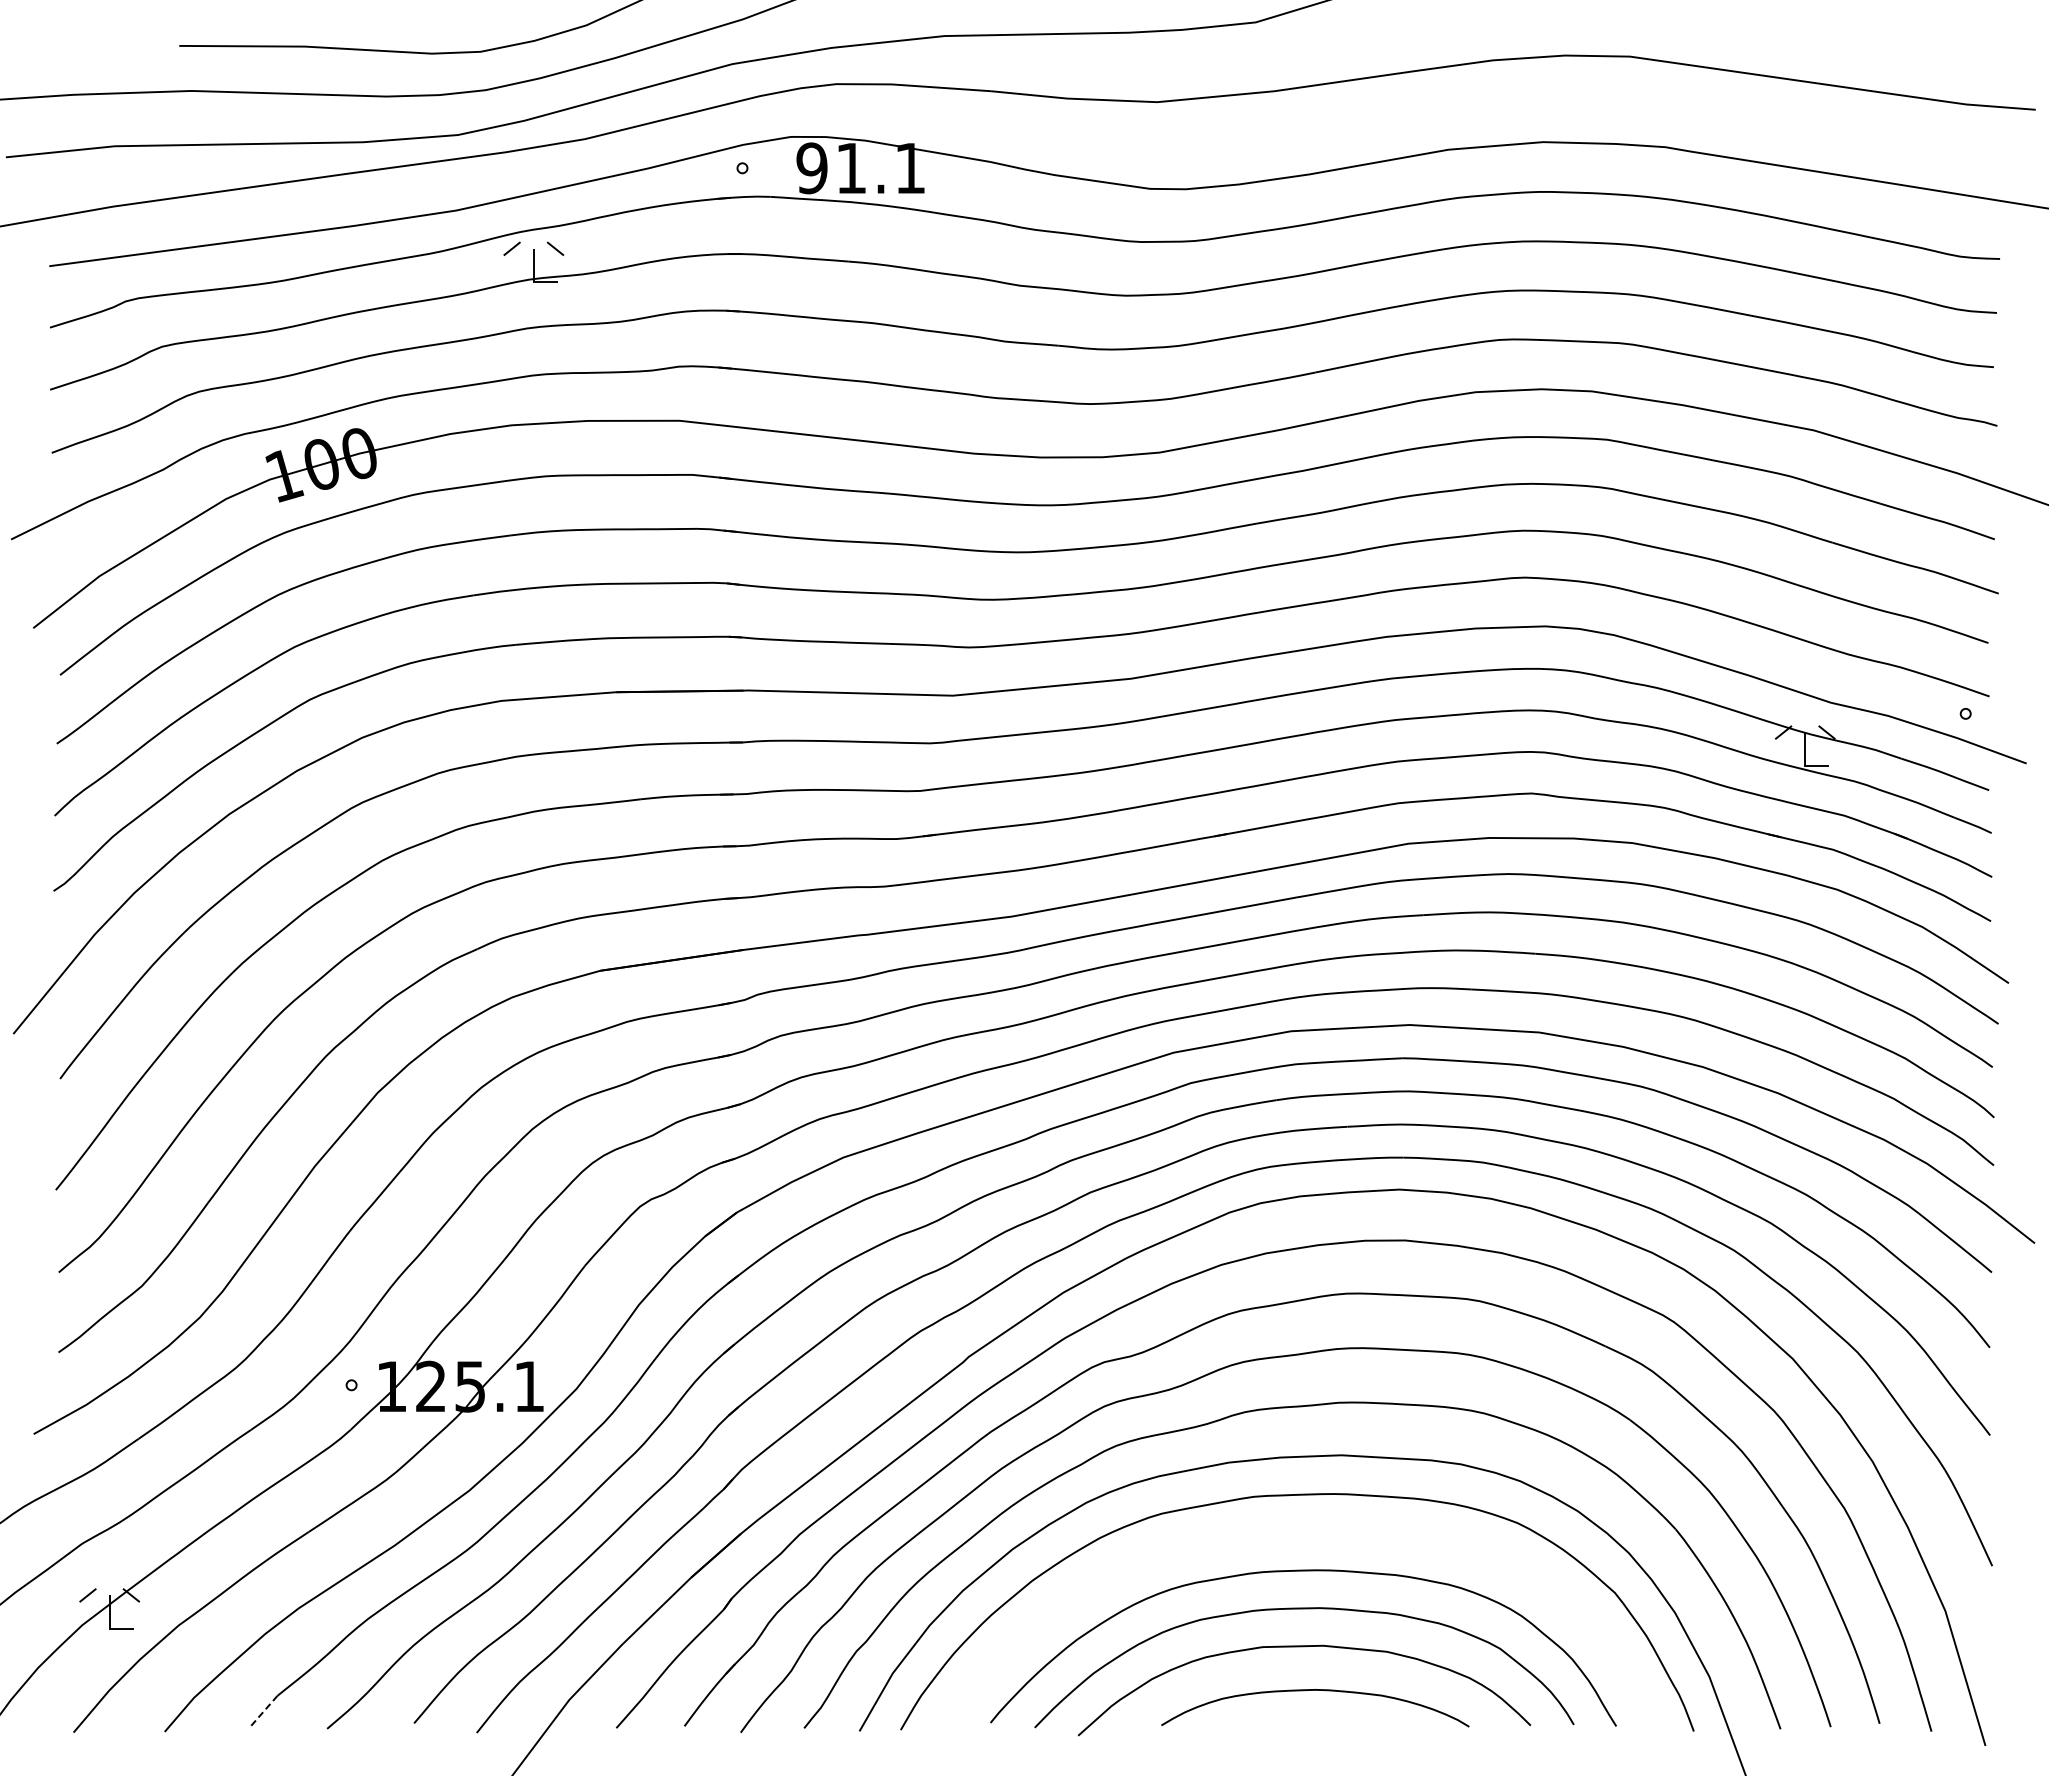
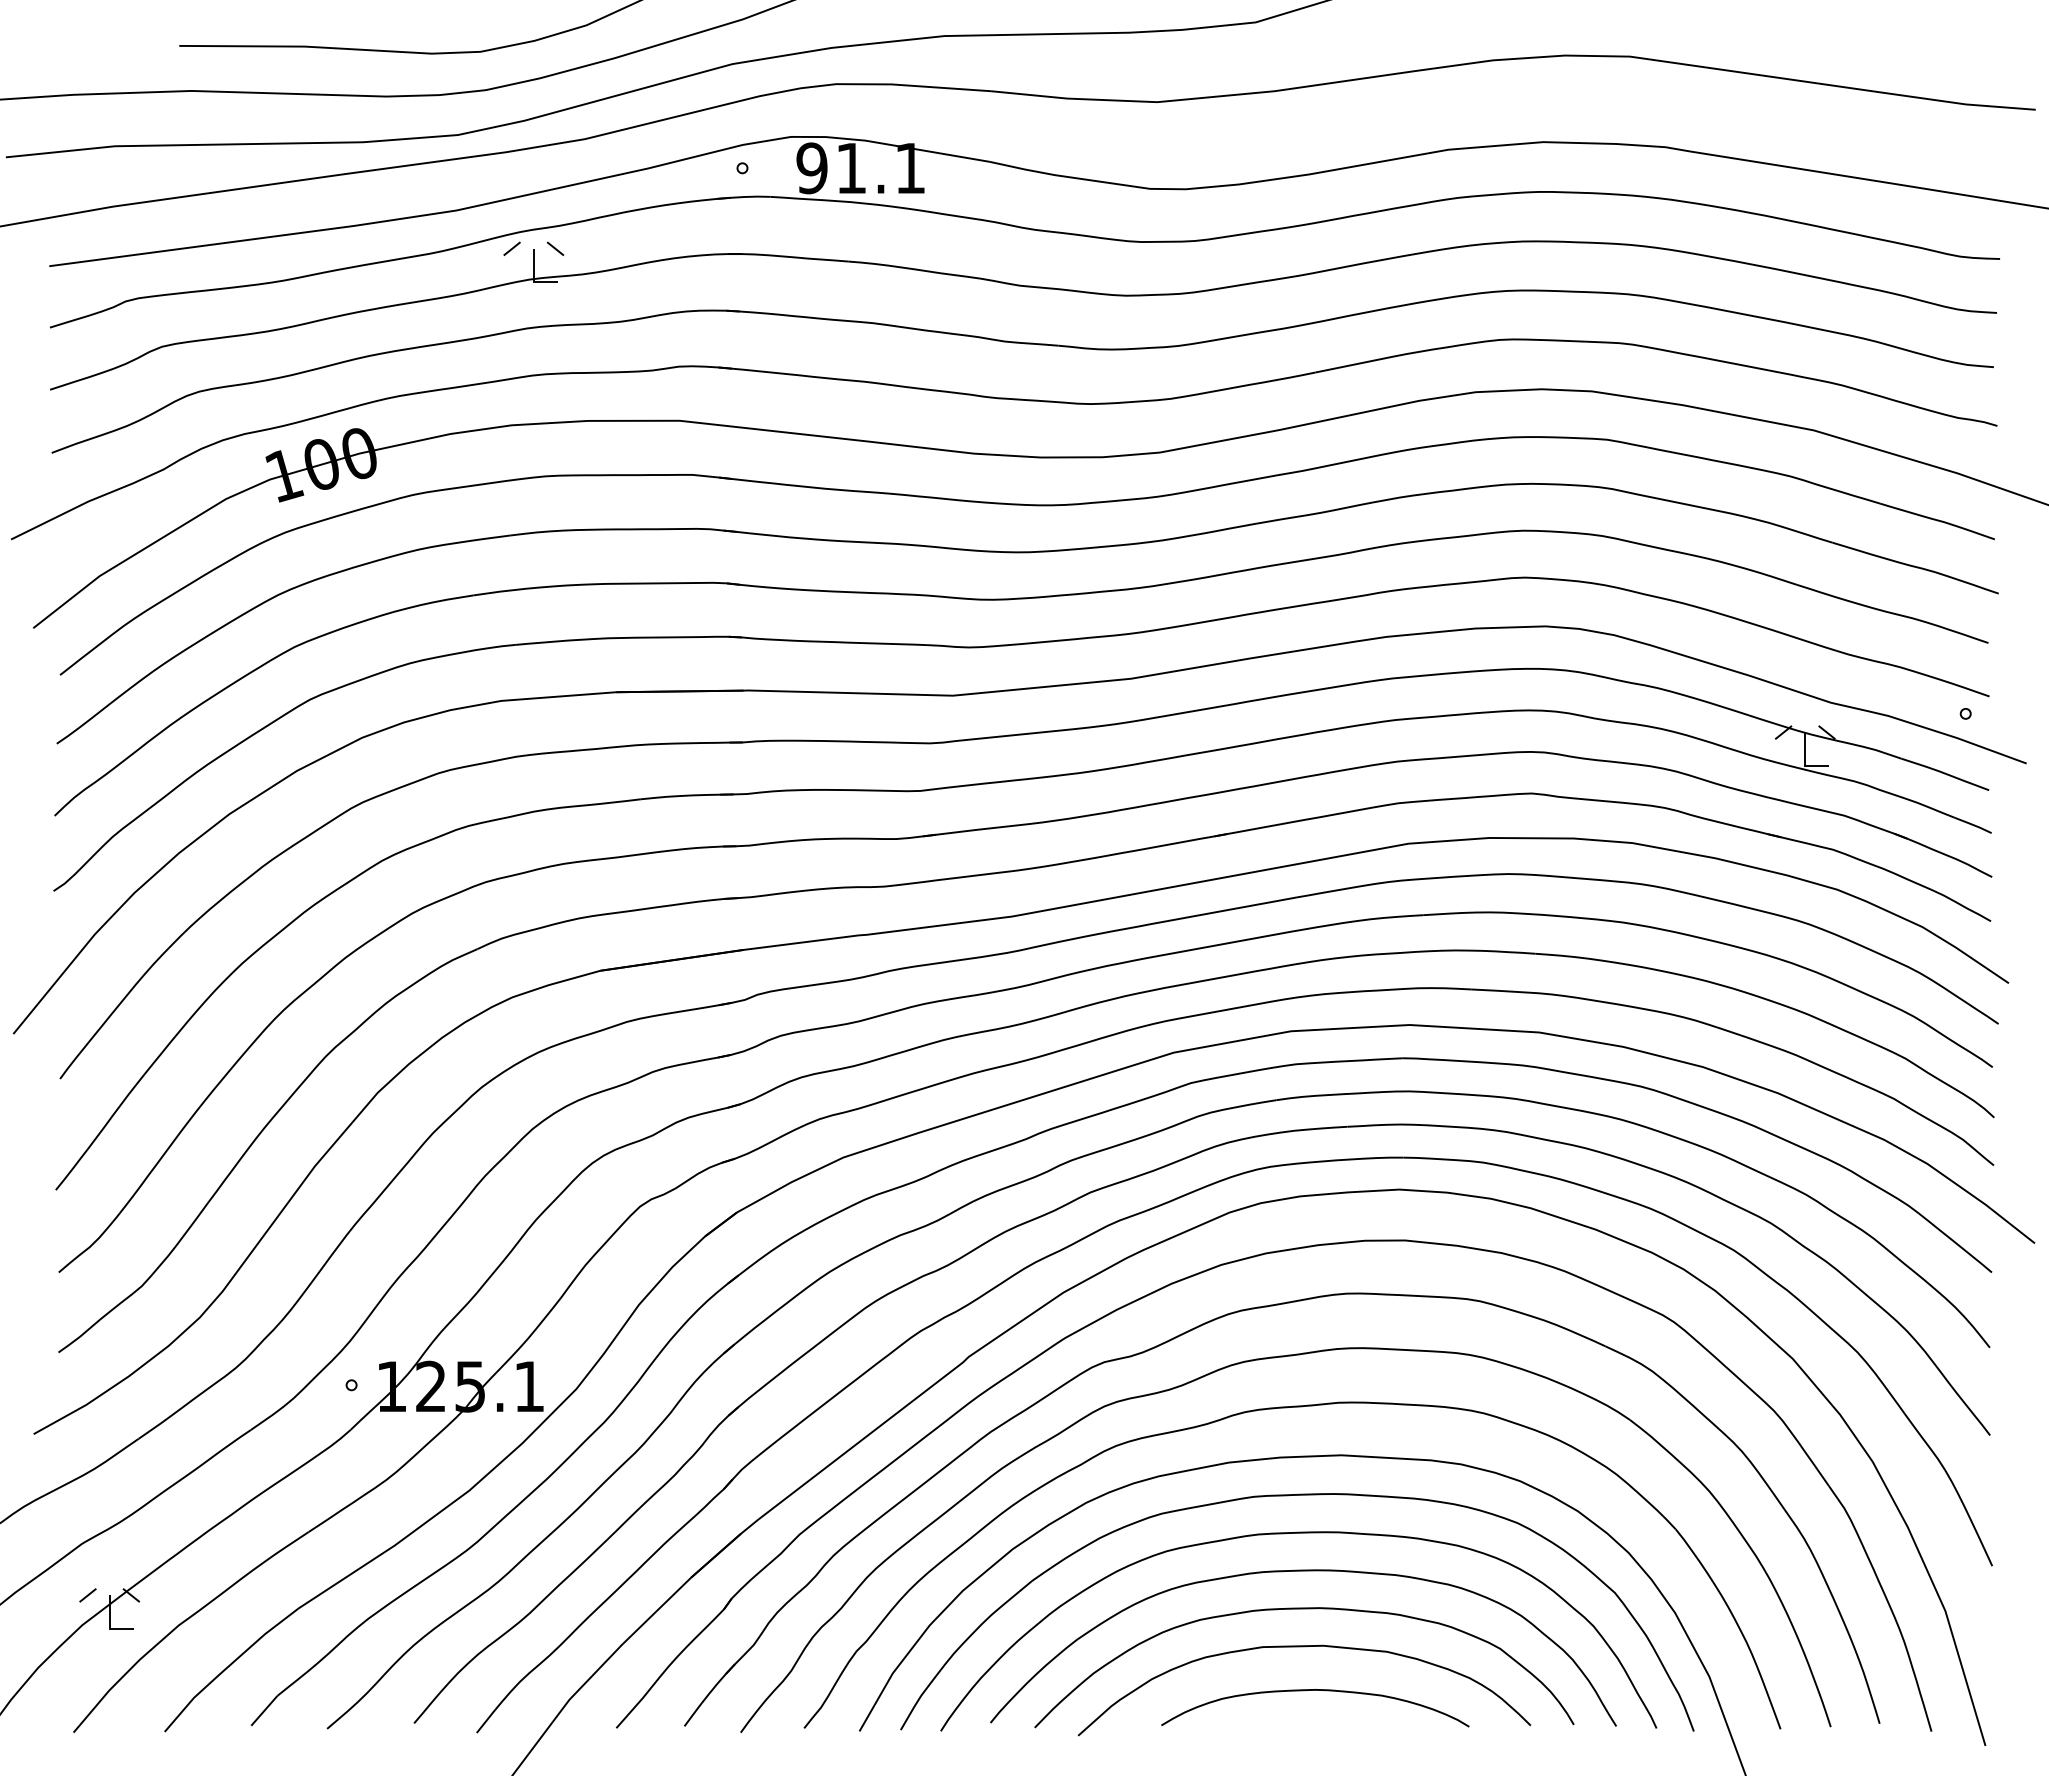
curve: none -> present (1298, 1533)
line: dashed -> solid (264, 1710)
